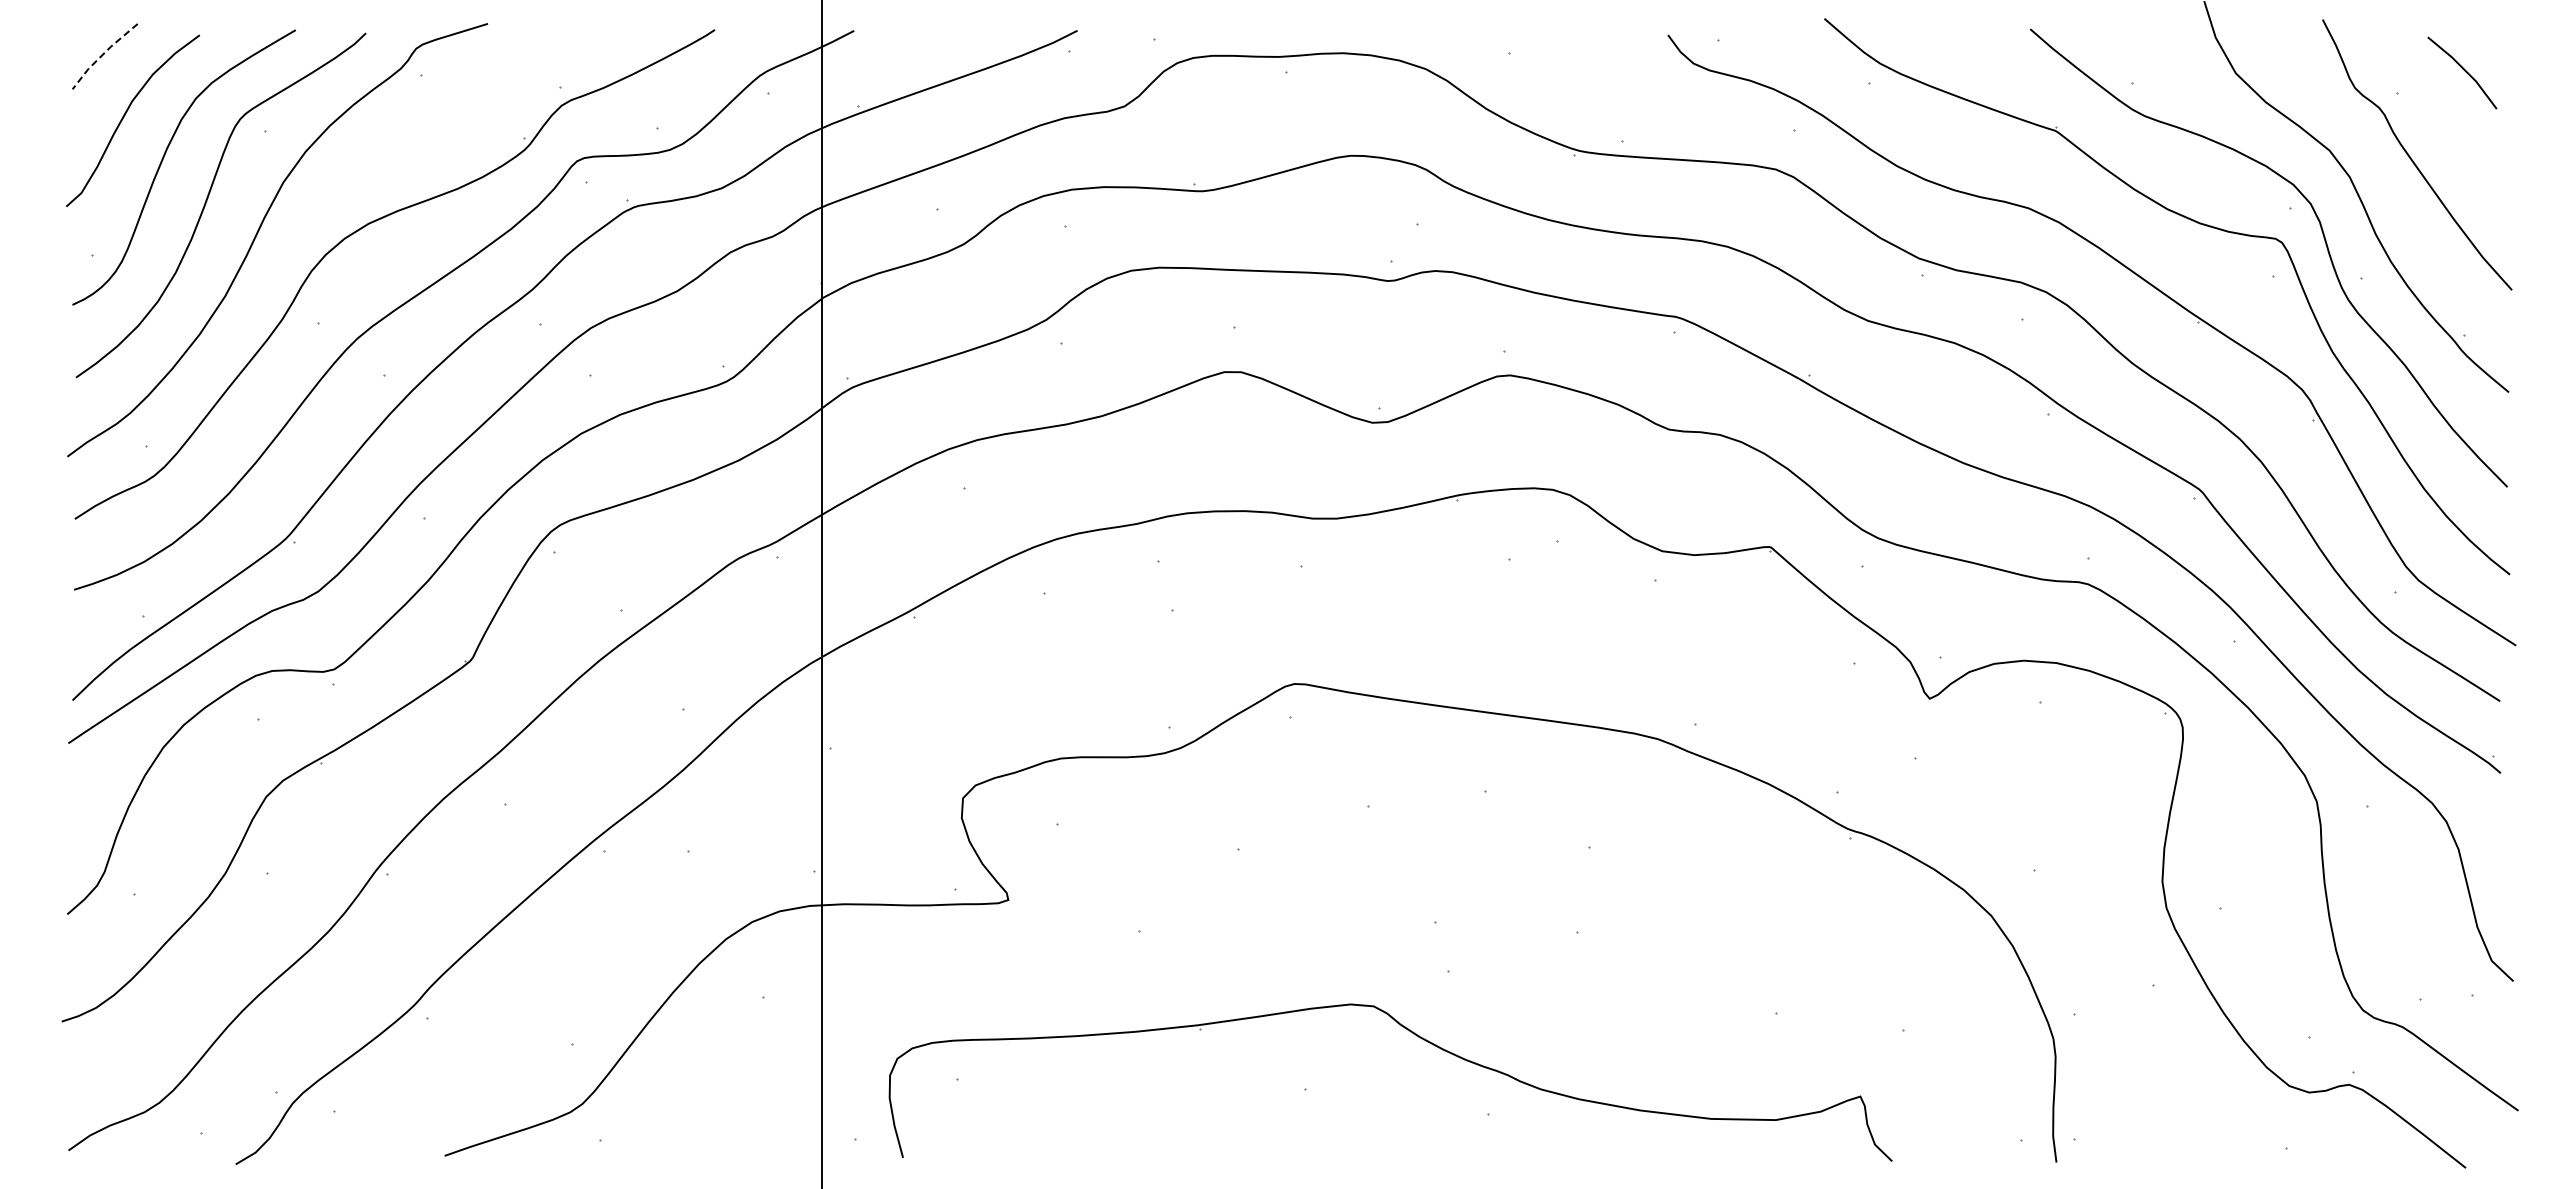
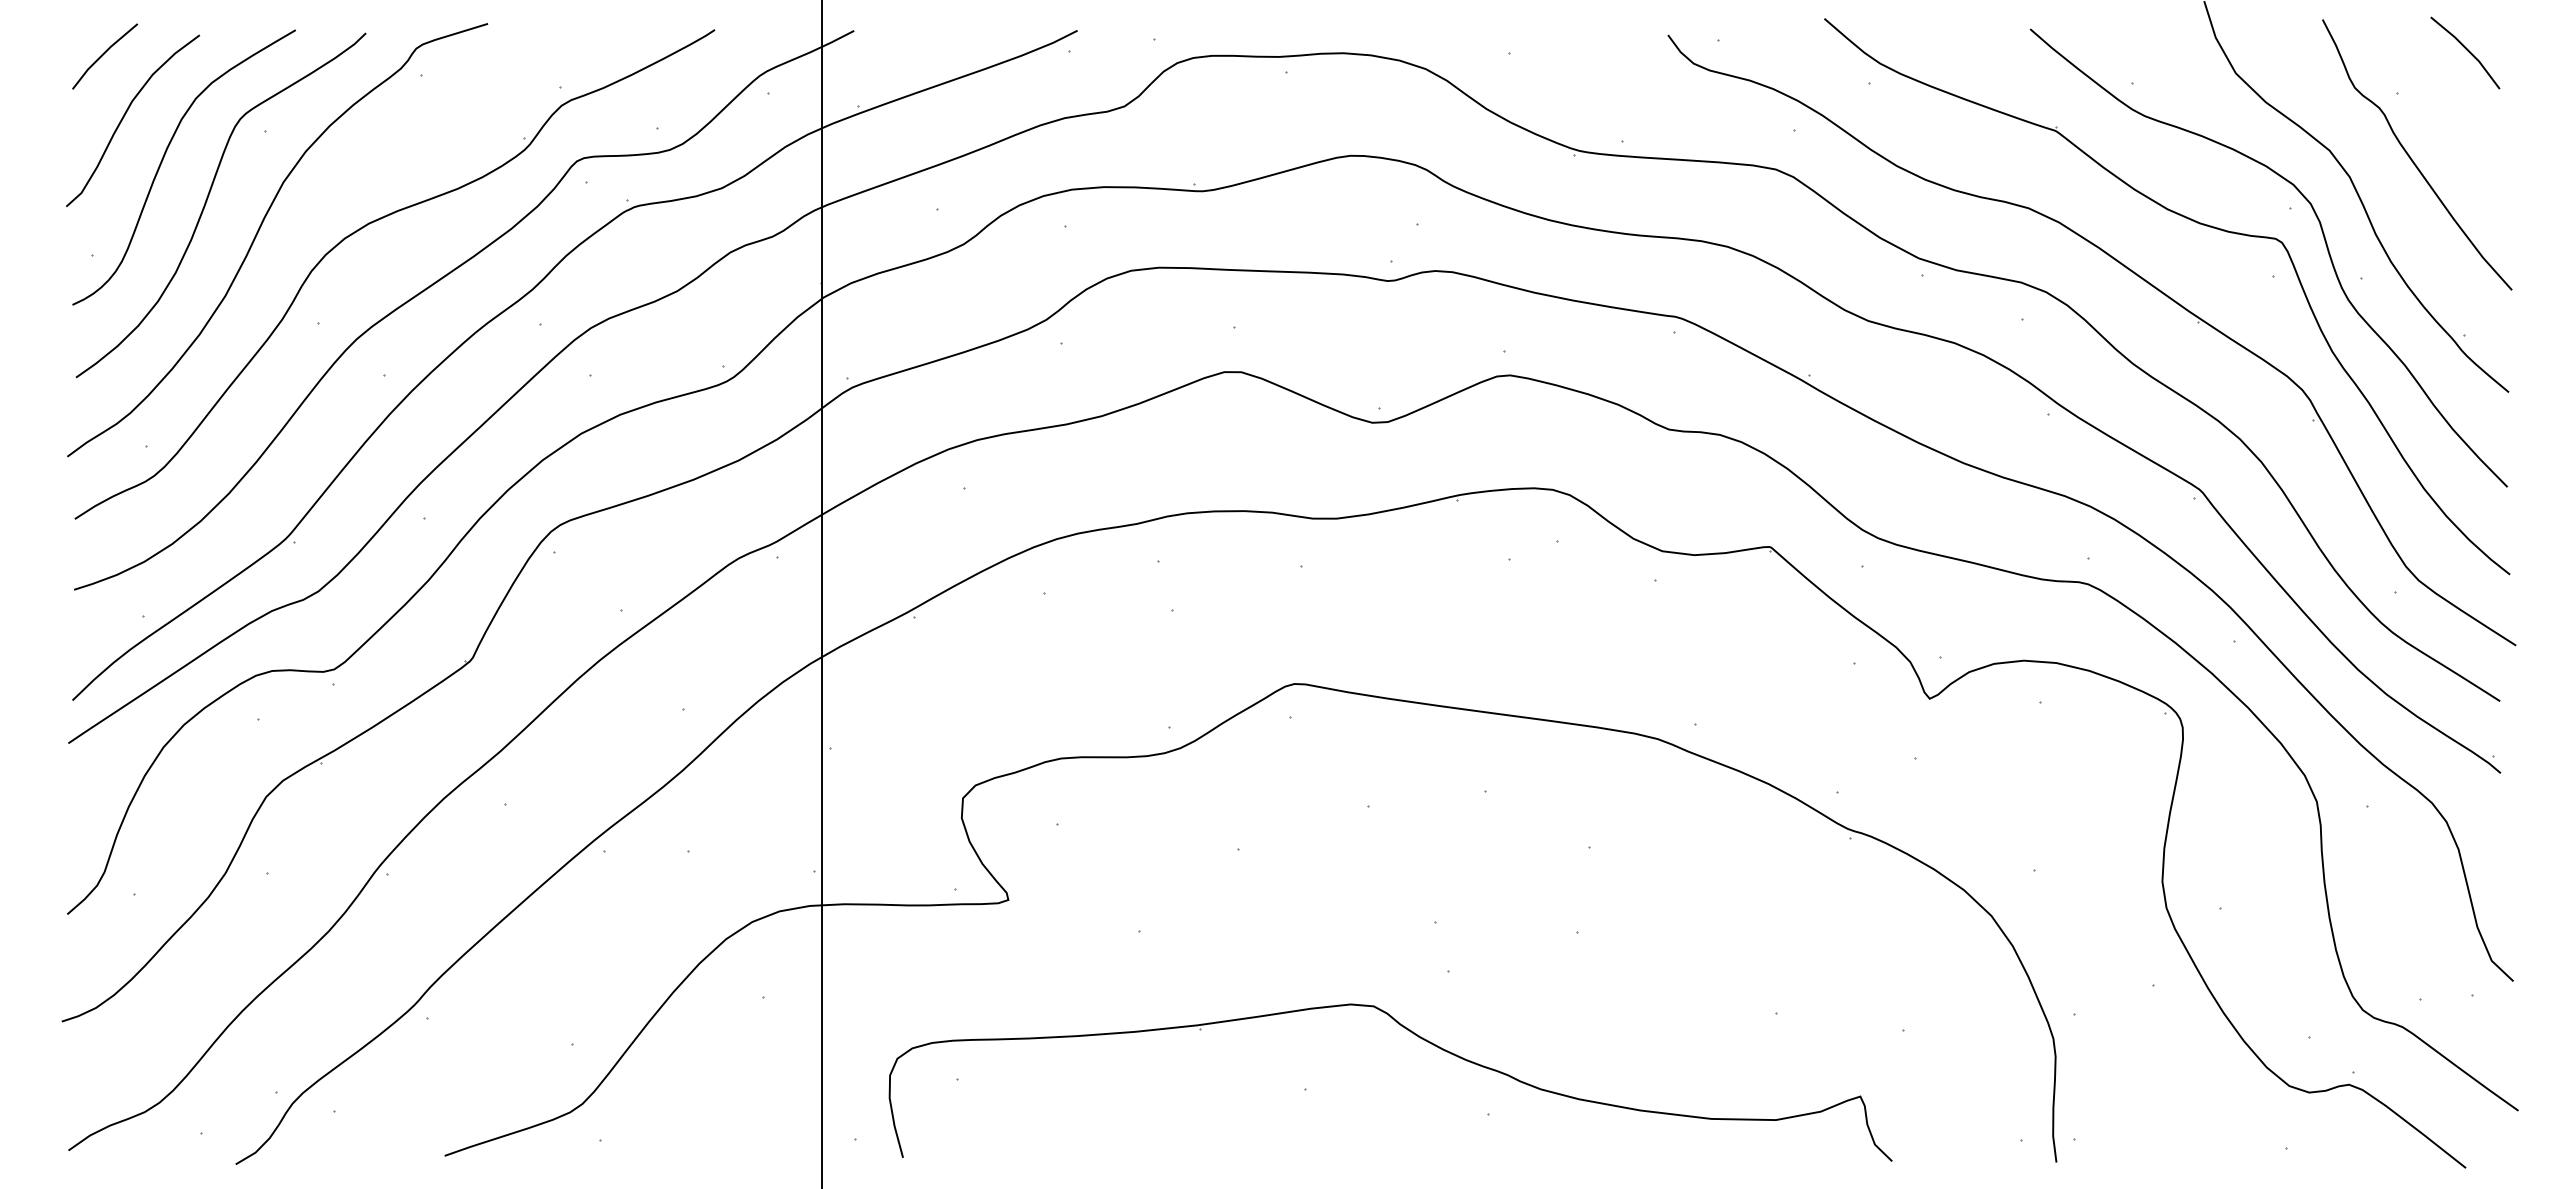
line: dashed -> solid (102, 55)
line position: (2463, 70) -> (2466, 50) (2466, 50)
